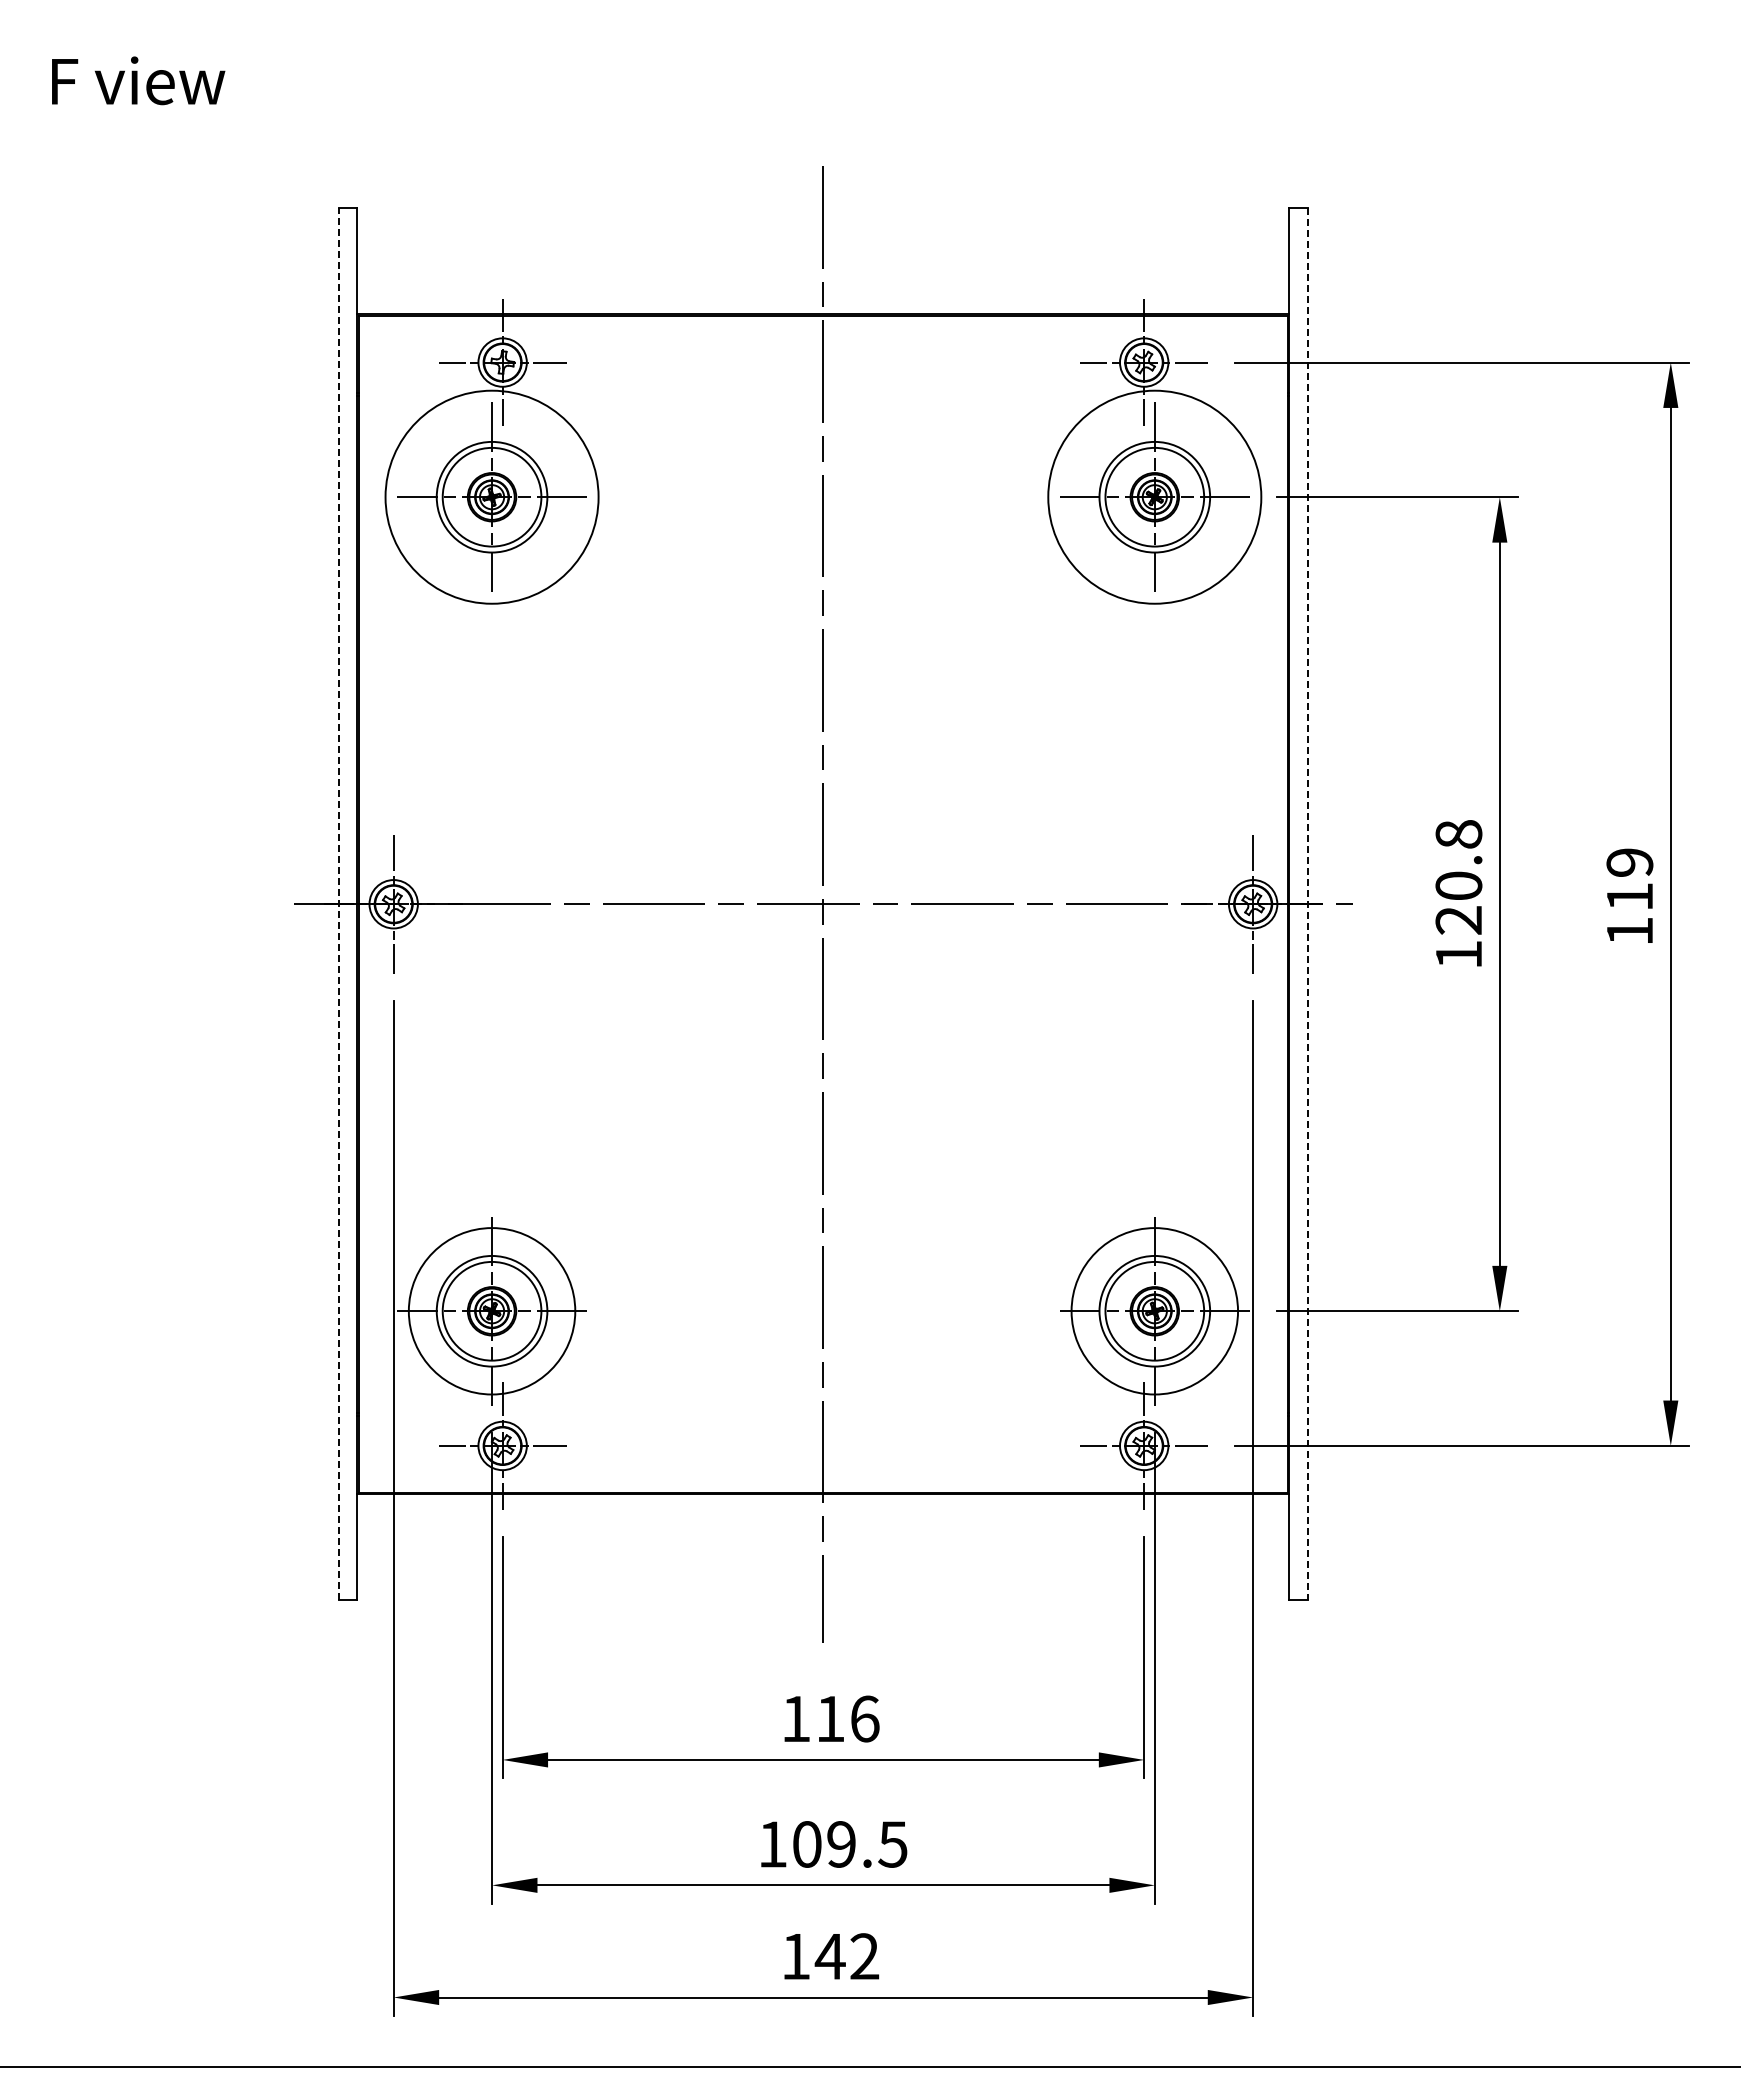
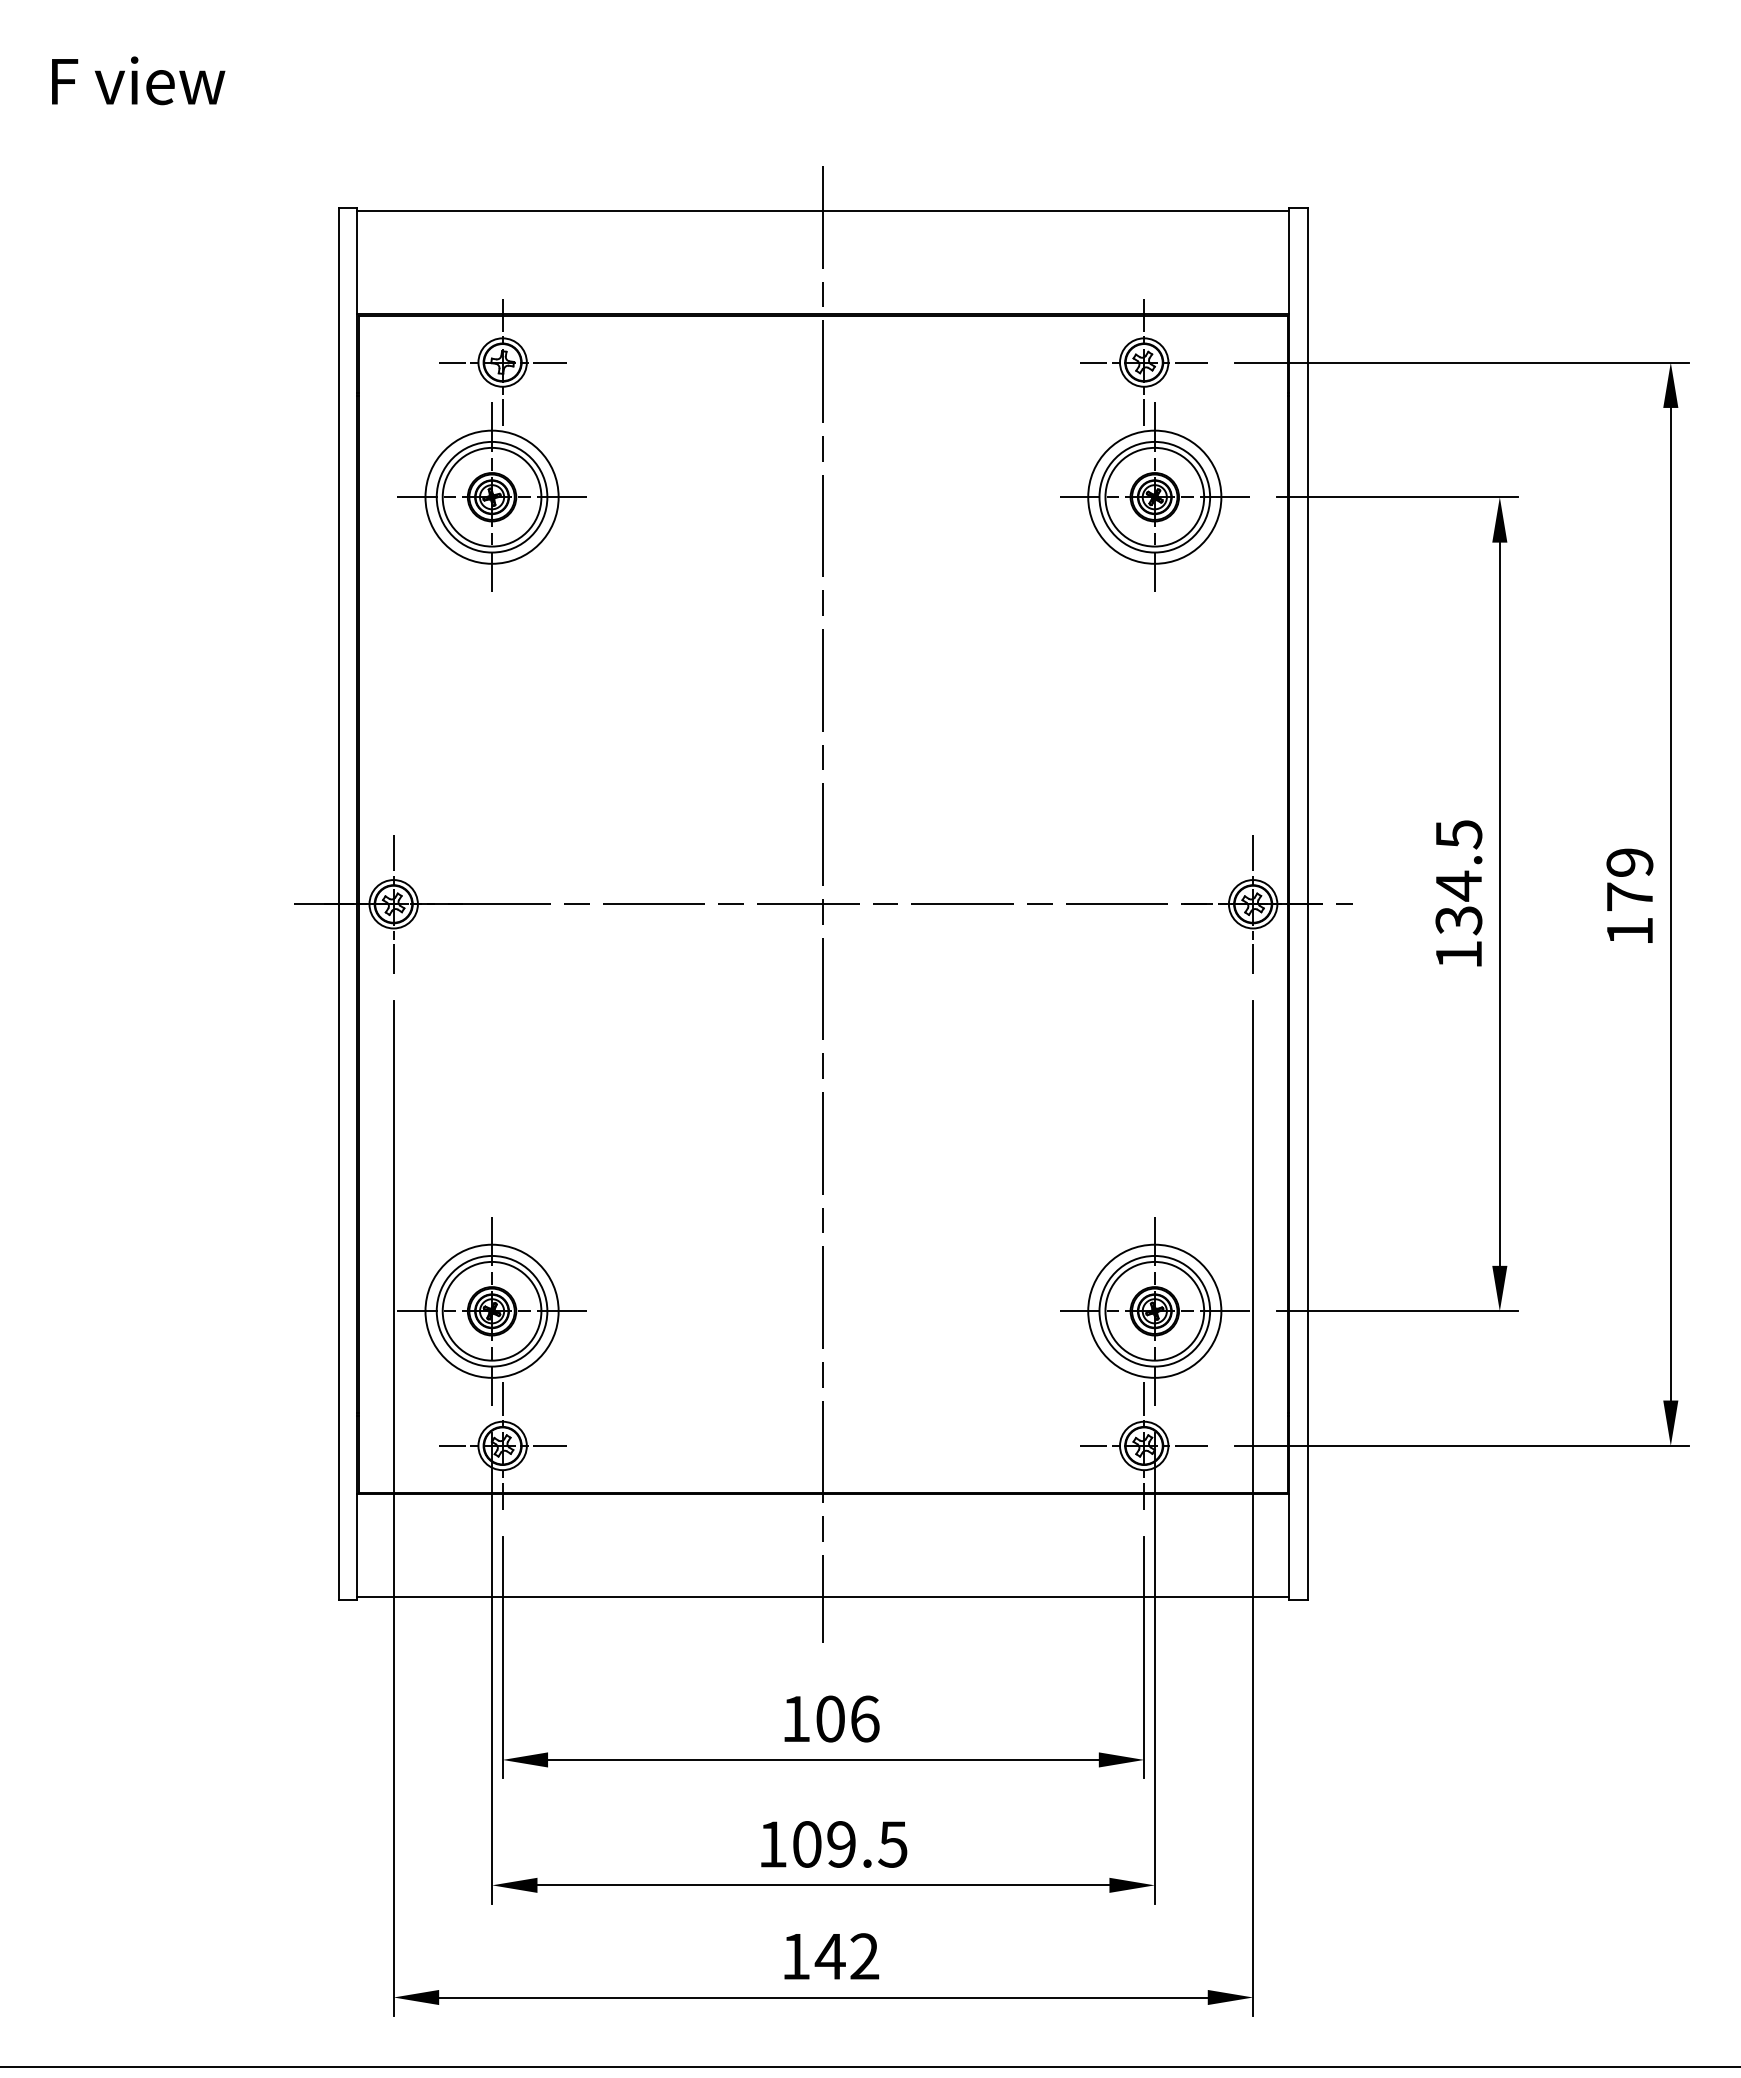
line: none -> present (823, 211)
circle diameter: 213 px -> 133 px (491, 496)
circle diameter: 213 px -> 133 px (1154, 496)
text: 120.8 -> 134.5 (1458, 877)
text: 119 -> 179 (1629, 896)
line: dashed -> solid (339, 903)
line: dashed -> solid (1307, 904)
circle diameter: 166 px -> 133 px (491, 1310)
circle diameter: 166 px -> 133 px (1154, 1310)
line: none -> present (823, 1597)
text: 116 -> 106 (830, 1718)
